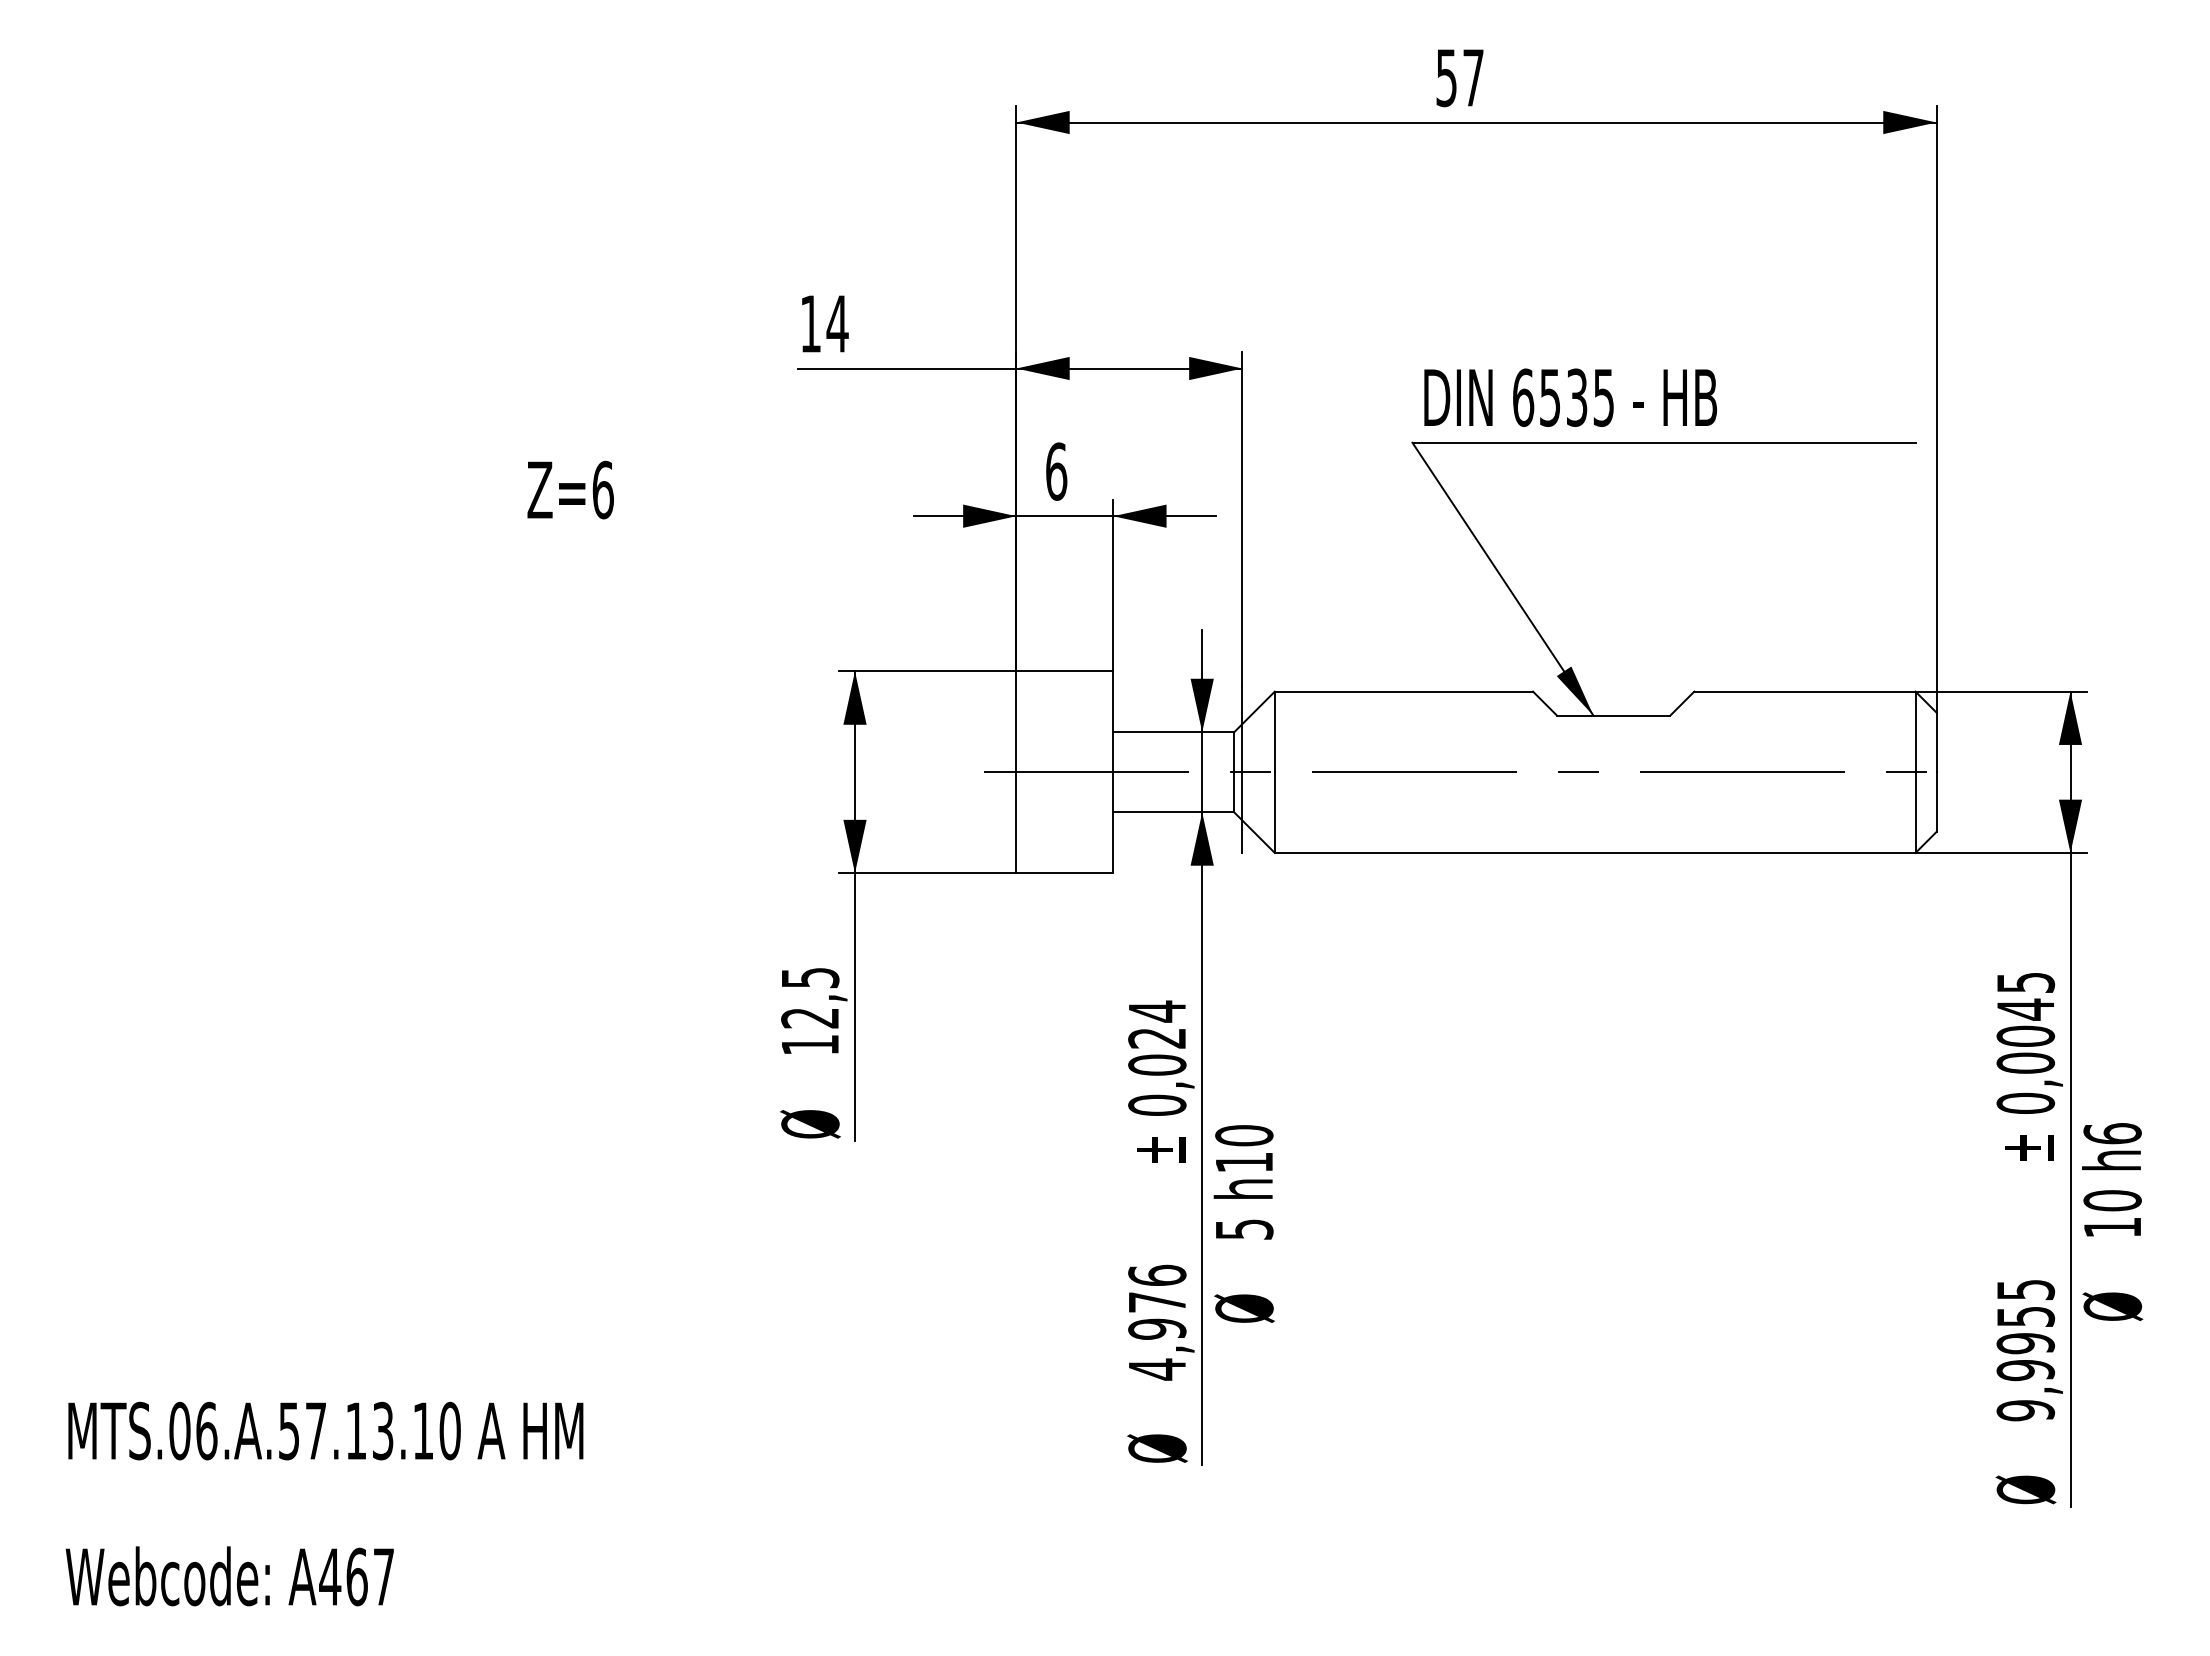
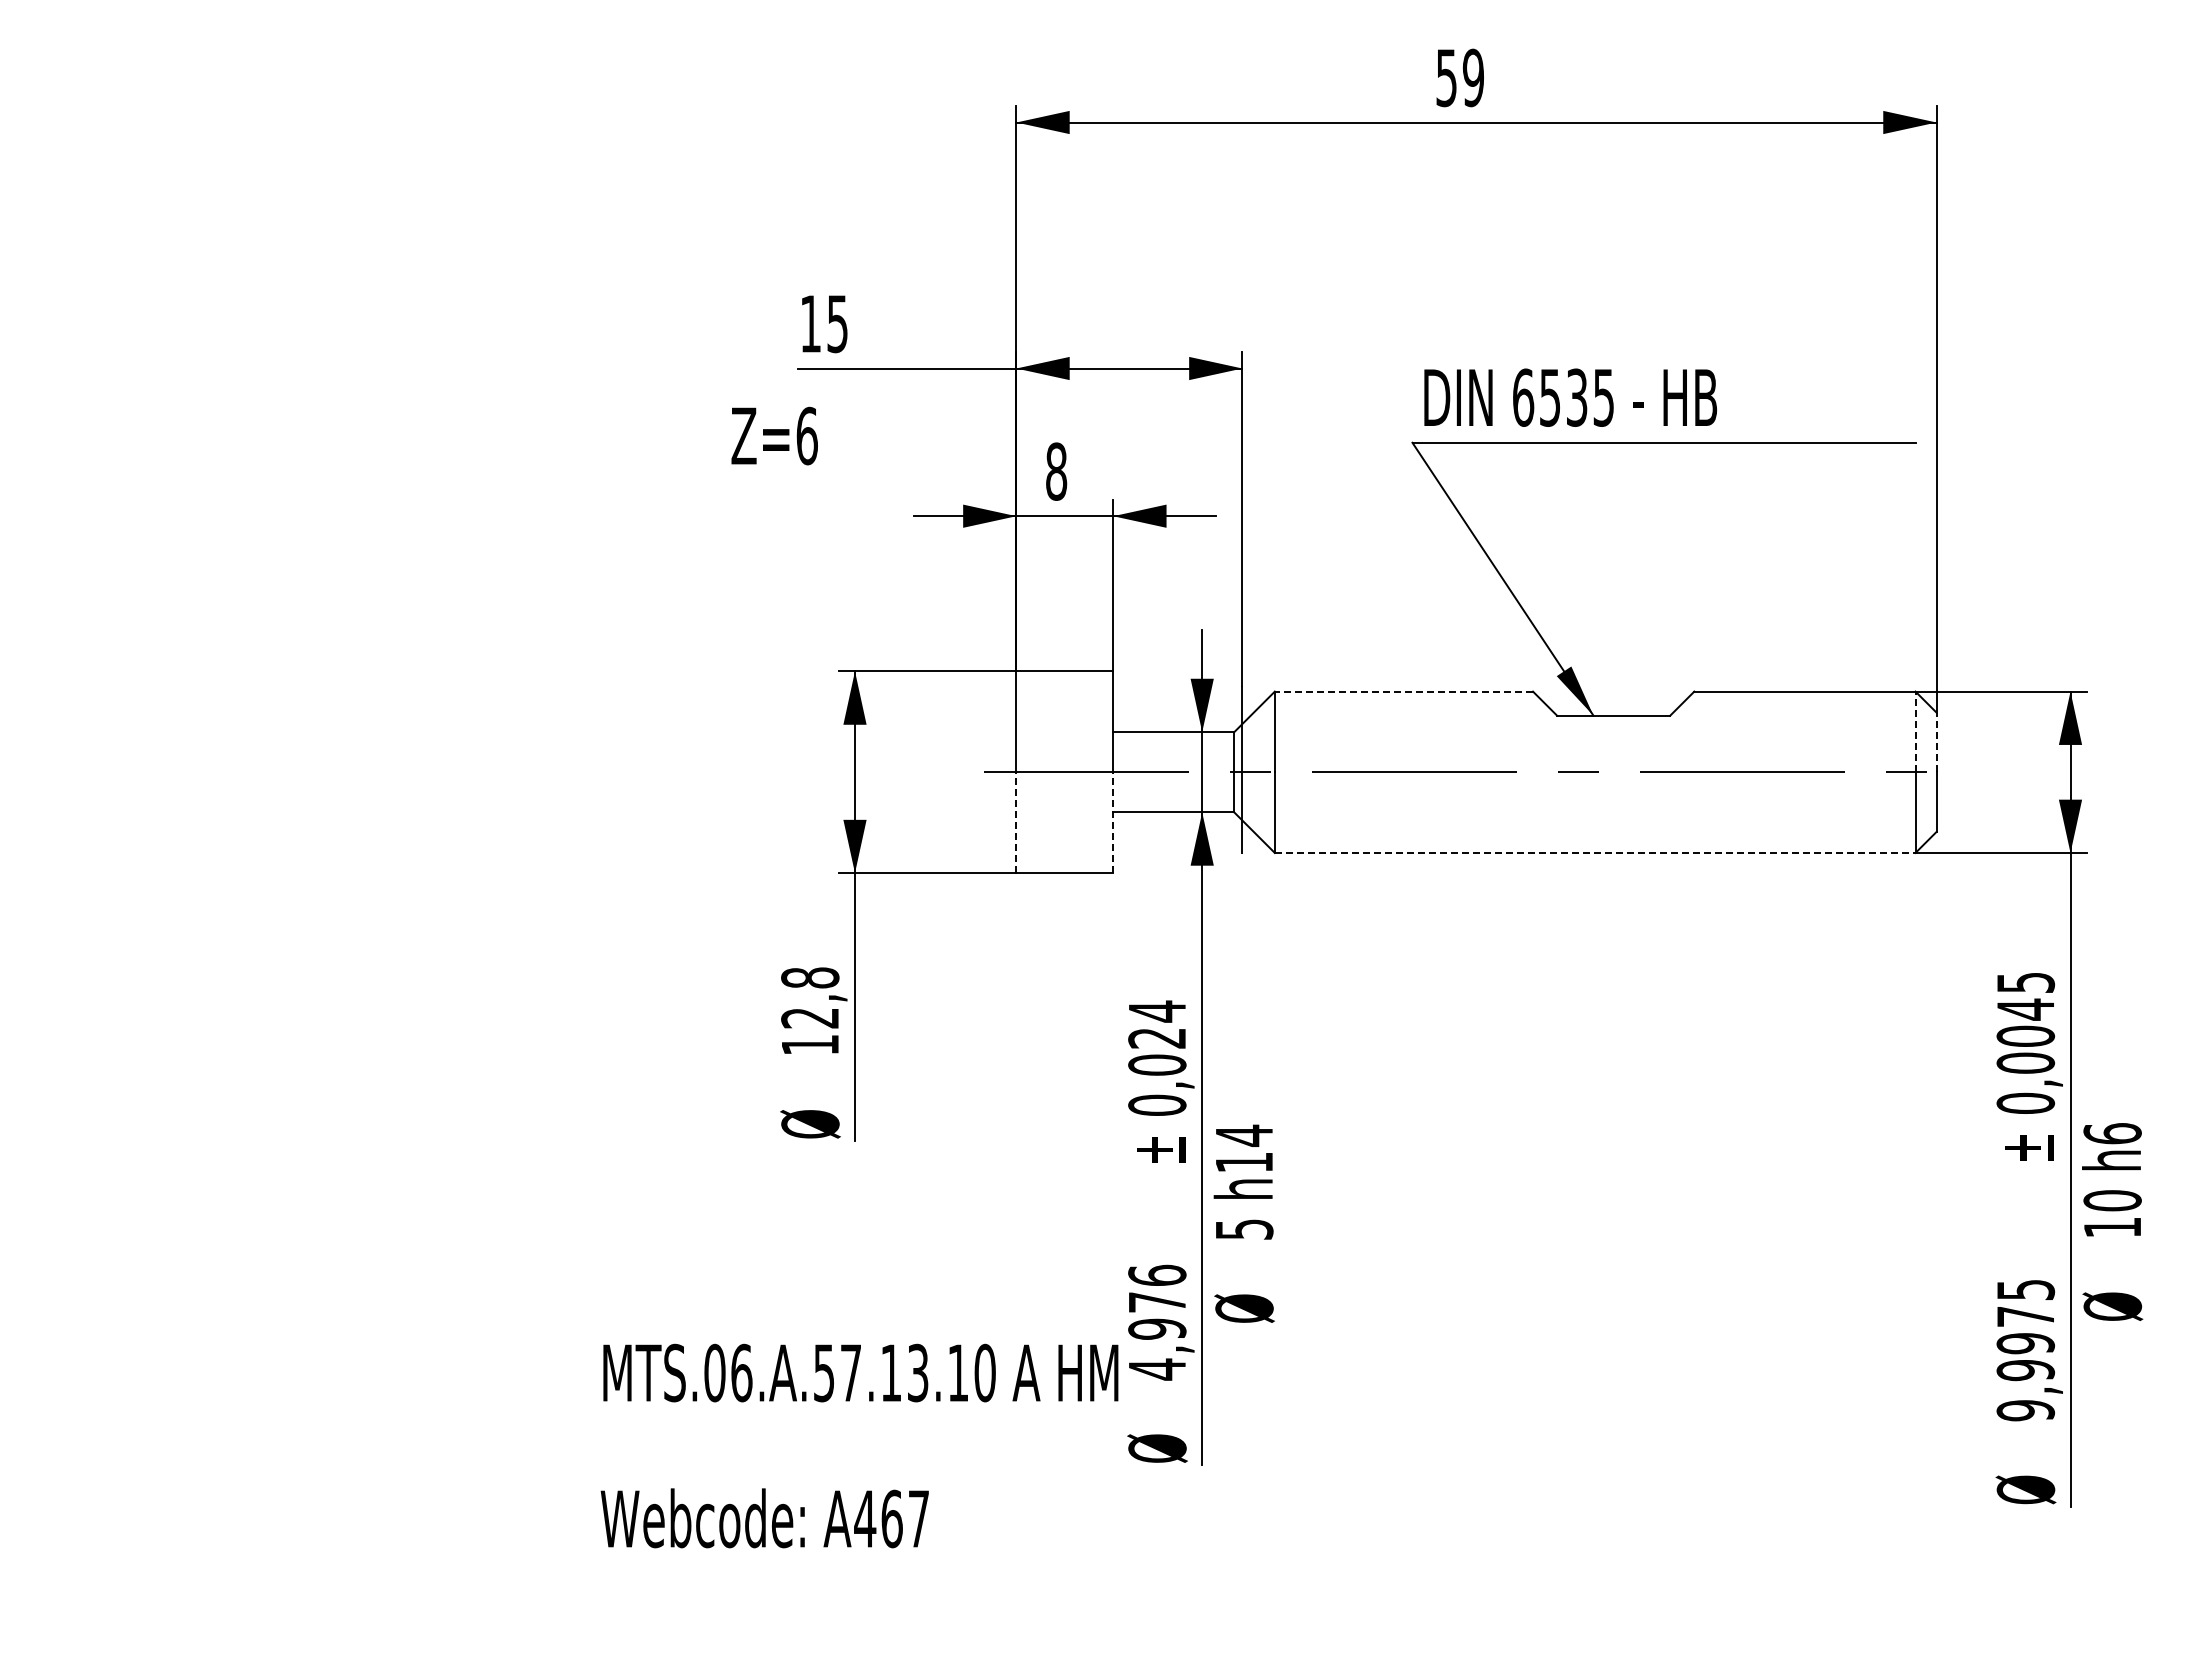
text: 57 -> 59 (1472, 77)
text: 14 -> 15 (837, 324)
text: 6 -> 8 (1056, 471)
text position: (570, 489) -> (774, 435) (774, 435)
line: solid -> dashed (1403, 691)
line: solid -> dashed (1915, 731)
line: solid -> dashed (1936, 742)
line: solid -> dashed (1016, 822)
line: solid -> dashed (1113, 822)
line: solid -> dashed (1595, 852)
text: 12,5 -> 12,8 (810, 977)
text: h10 -> h14 (1244, 1135)
text: 9,9955 -> 9,9975 (2026, 1316)
text position: (324, 1503) -> (859, 1445) (859, 1445)
